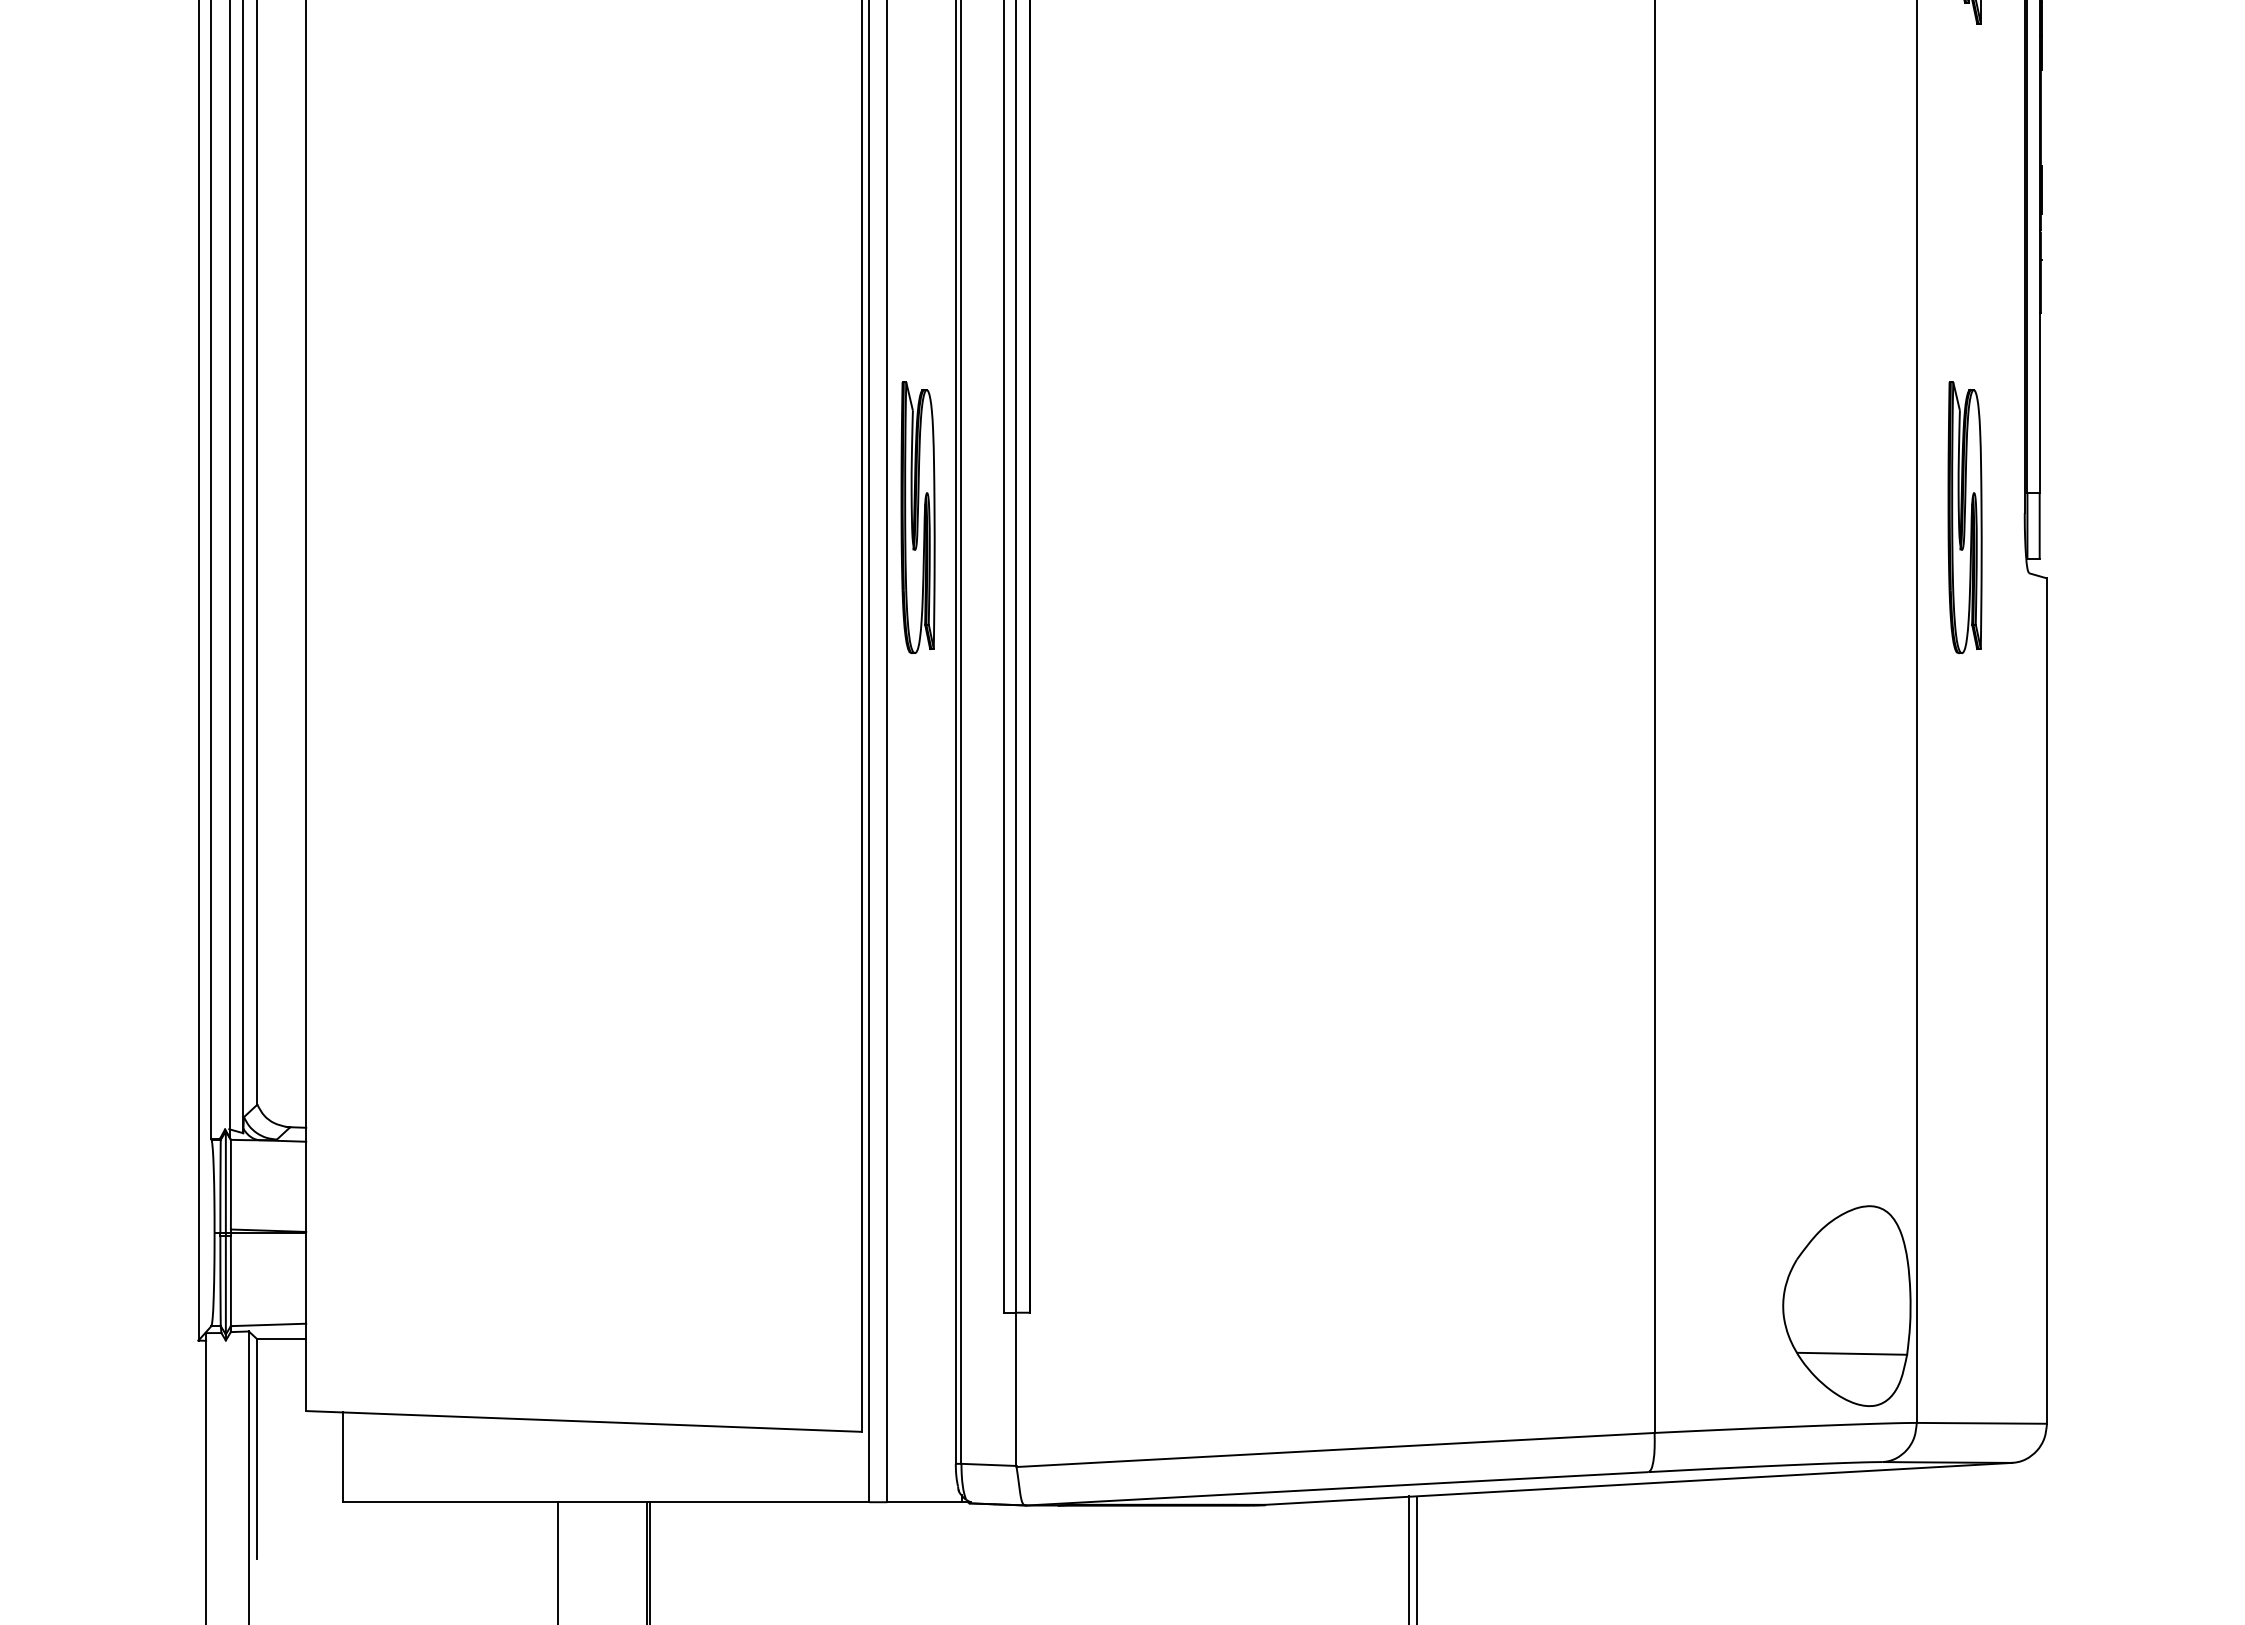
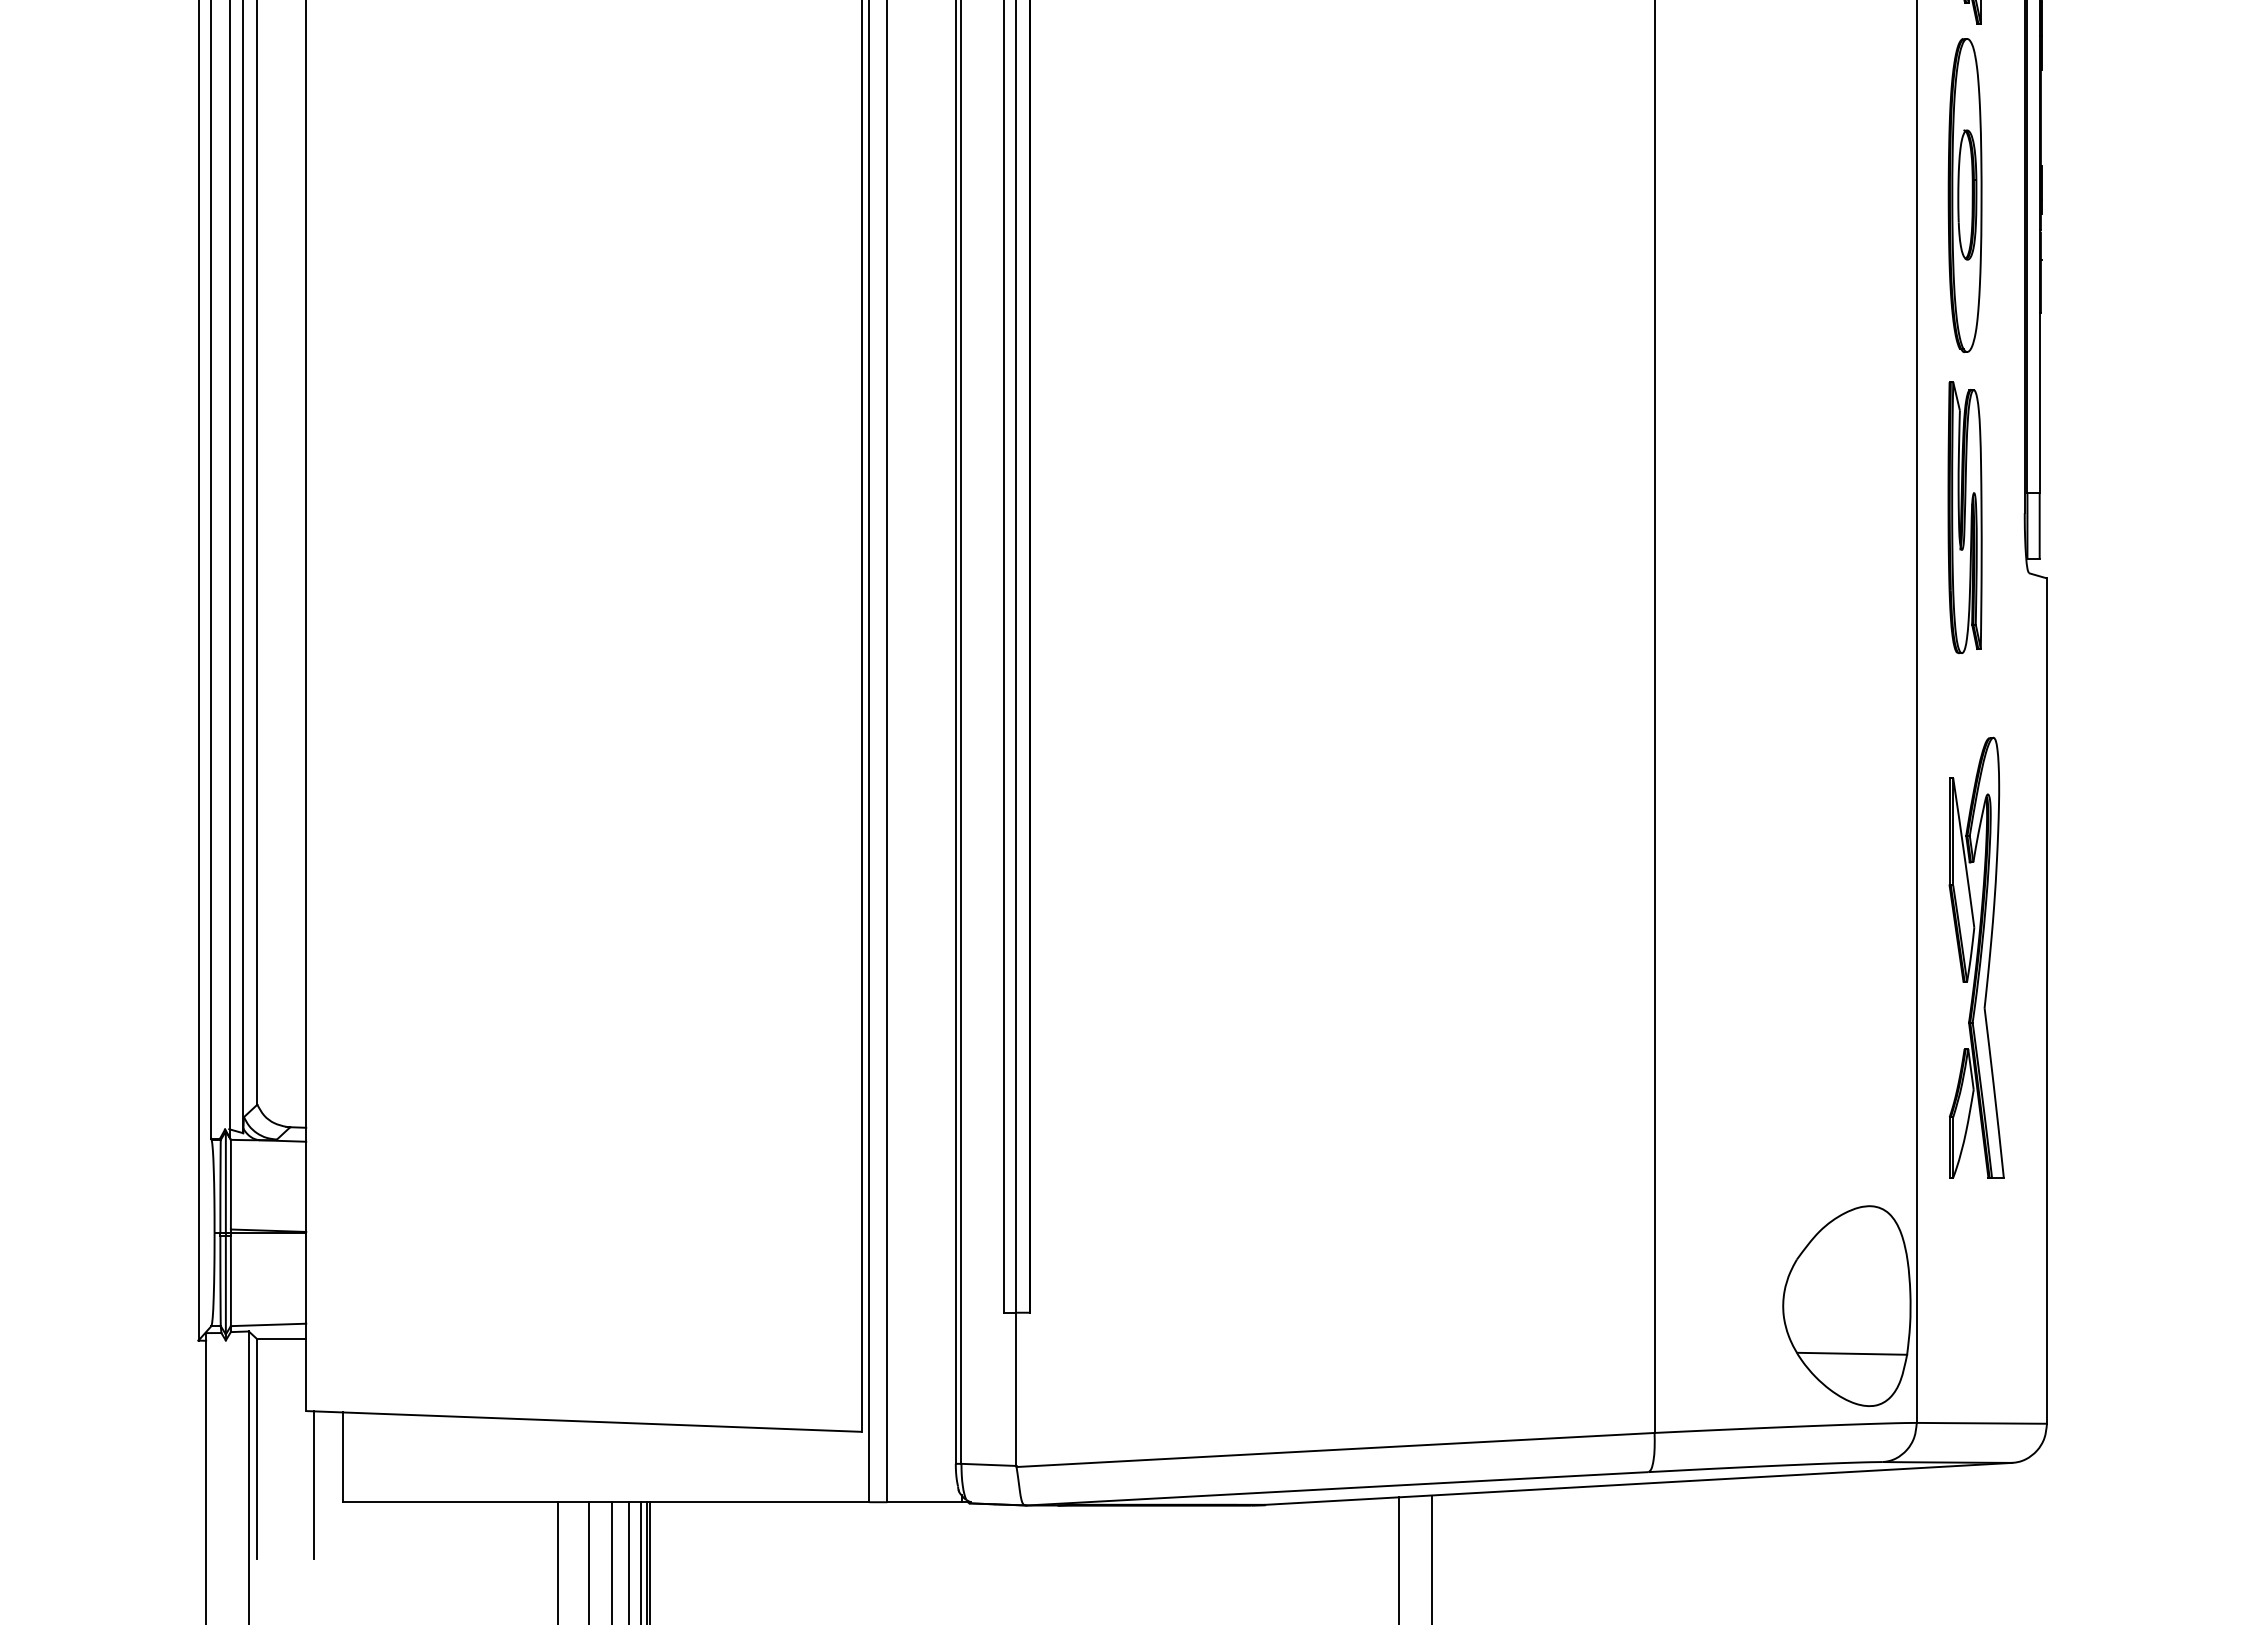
part: none -> present (1964, 195)
part: present -> none (917, 517)
part: none -> present (1976, 957)
line: none -> present (313, 1484)
line position: (1408, 1558) -> (1431, 1558) (1431, 1558)
line position: (1416, 1559) -> (1398, 1559) (1398, 1559)
line: none -> present (589, 1561)
line: none -> present (612, 1561)
line: none -> present (629, 1561)
line: none -> present (640, 1561)
